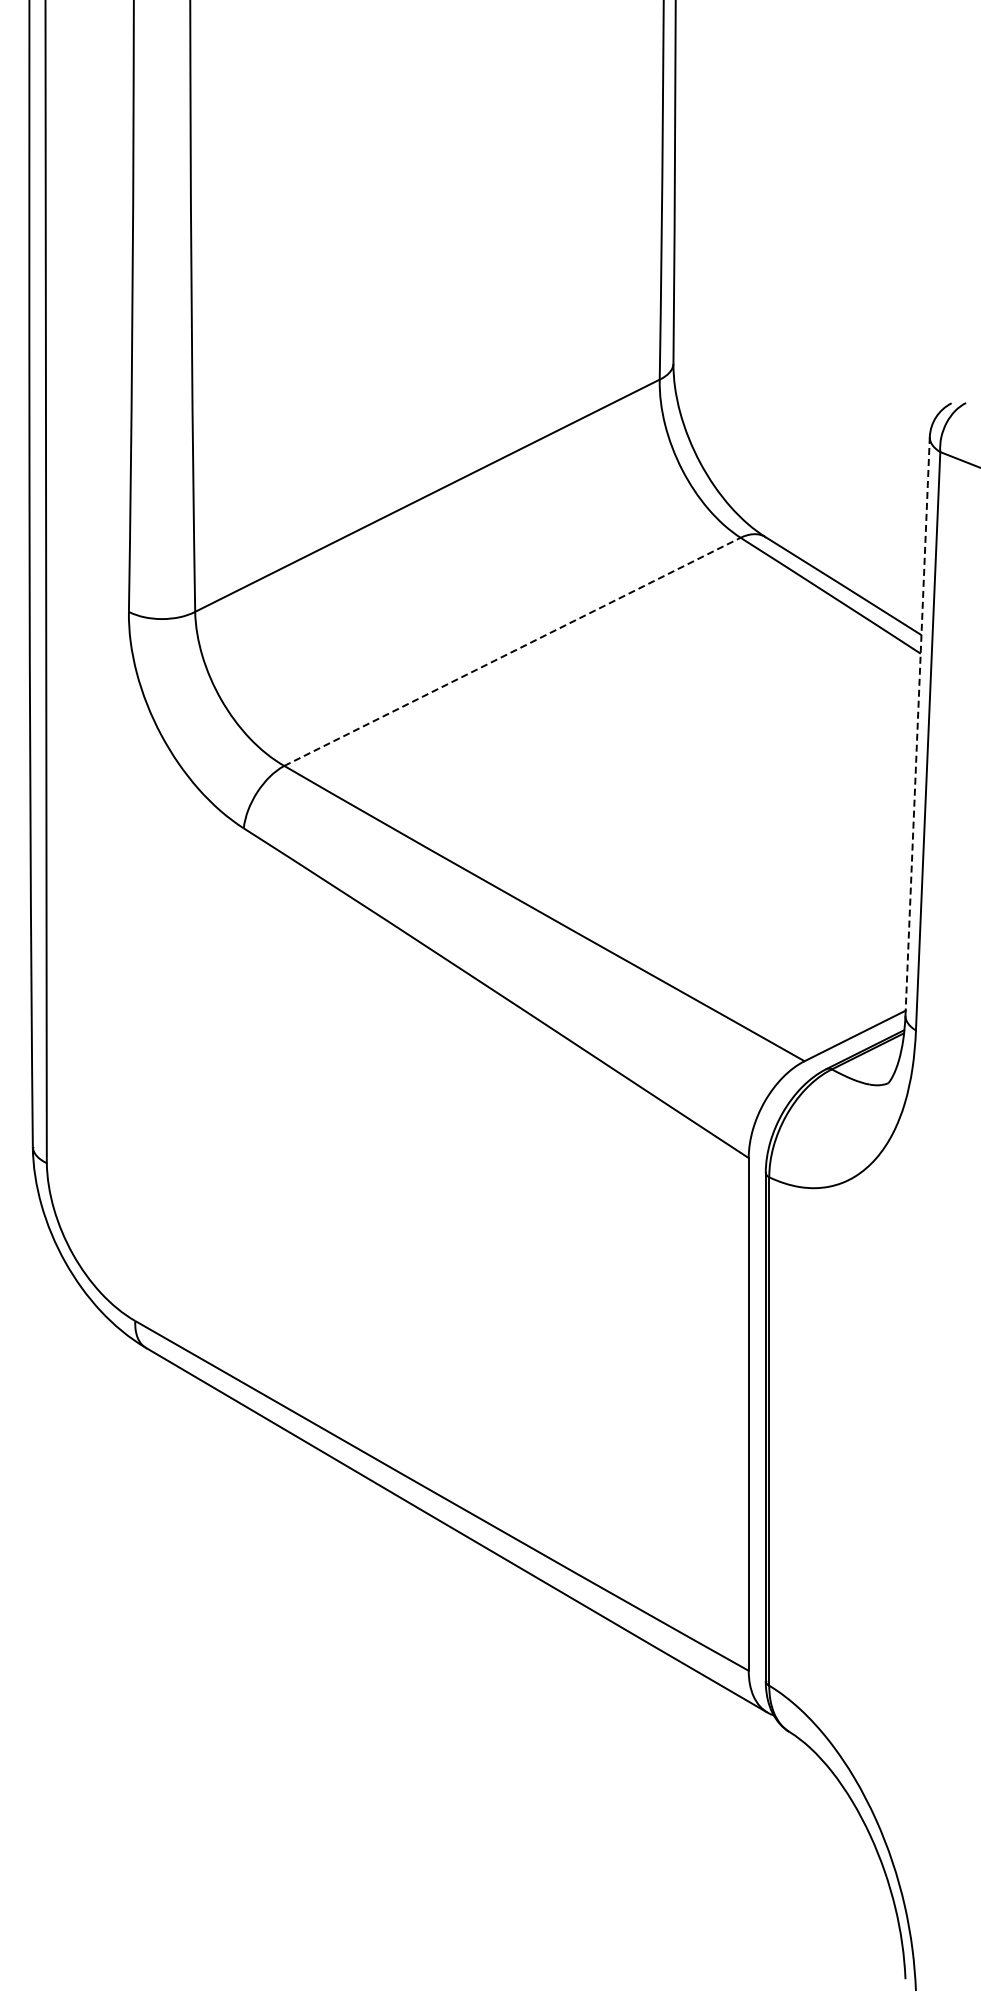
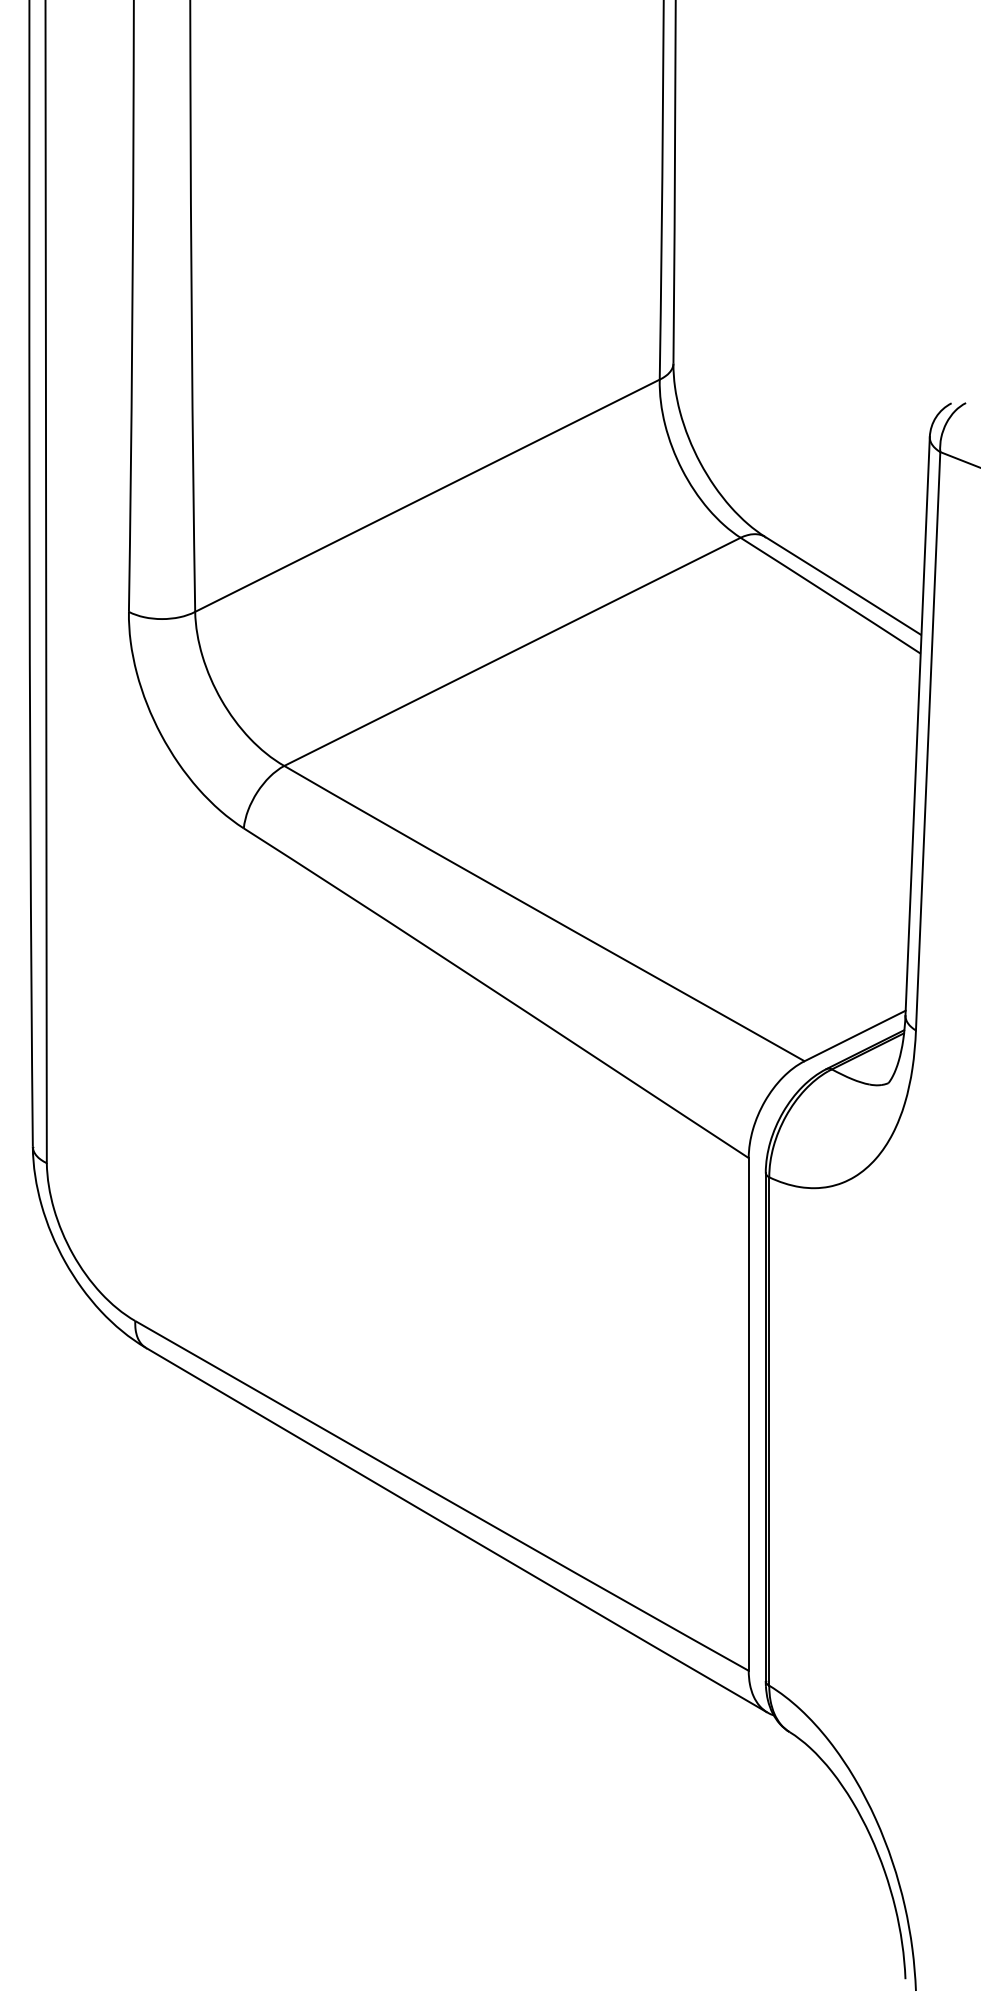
line: dashed -> solid (512, 651)
line: dashed -> solid (917, 726)
